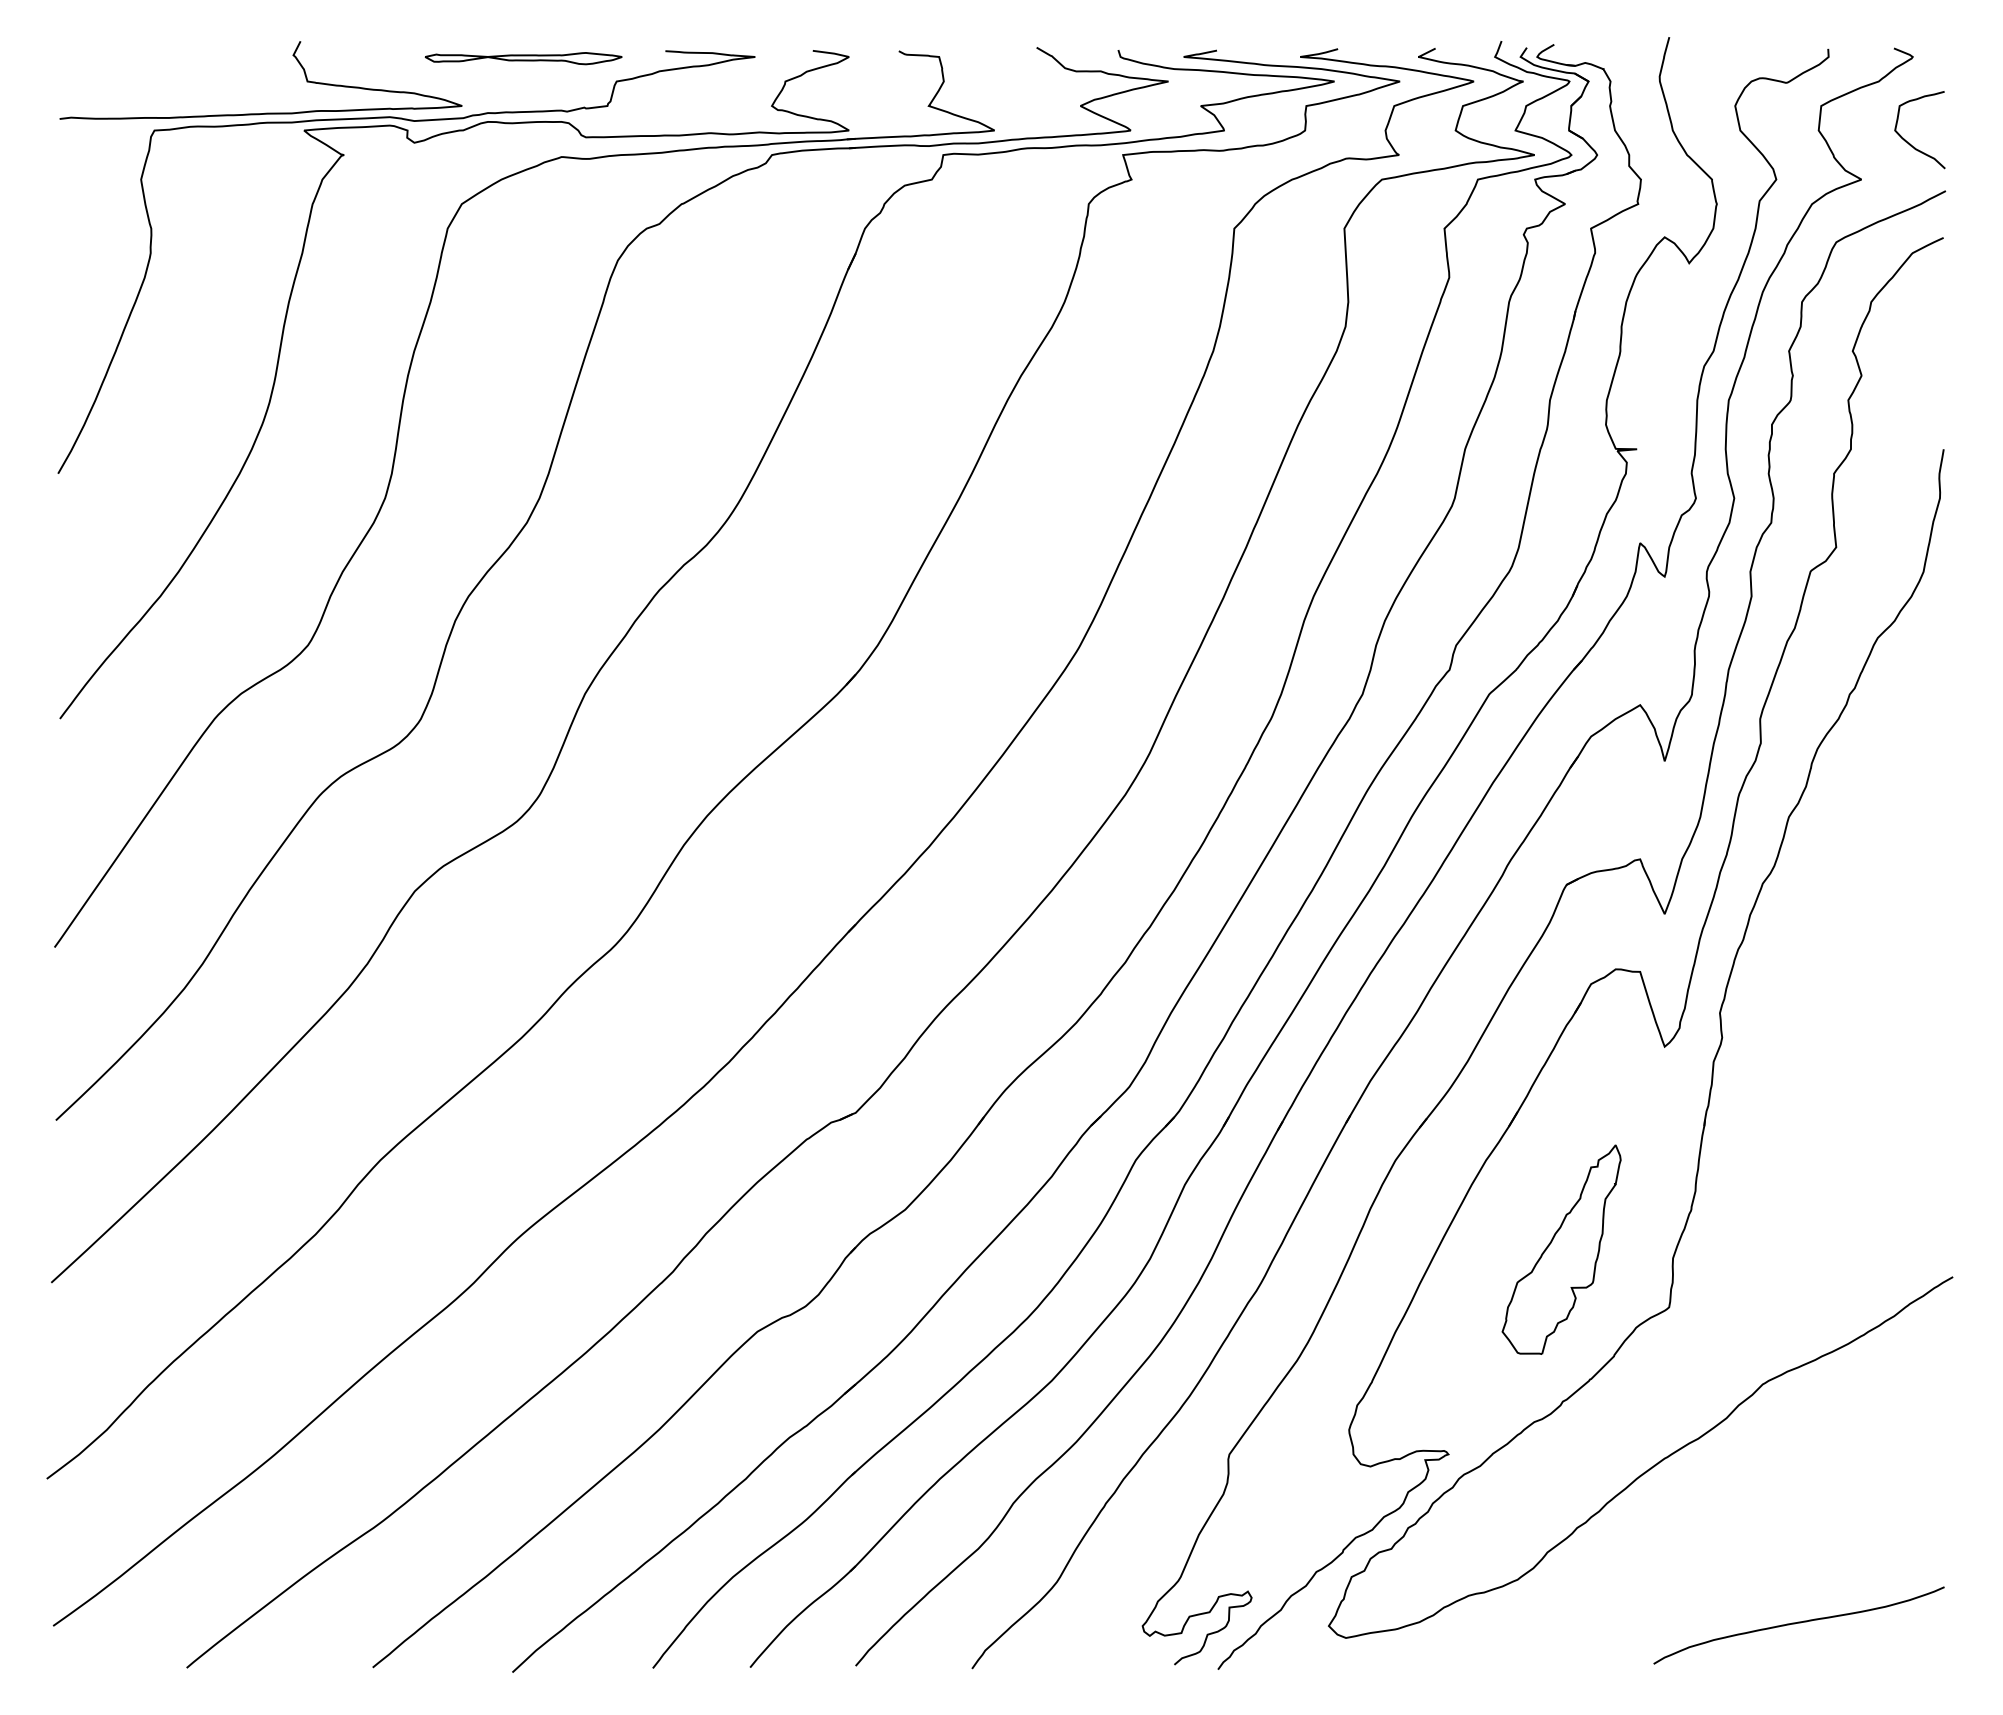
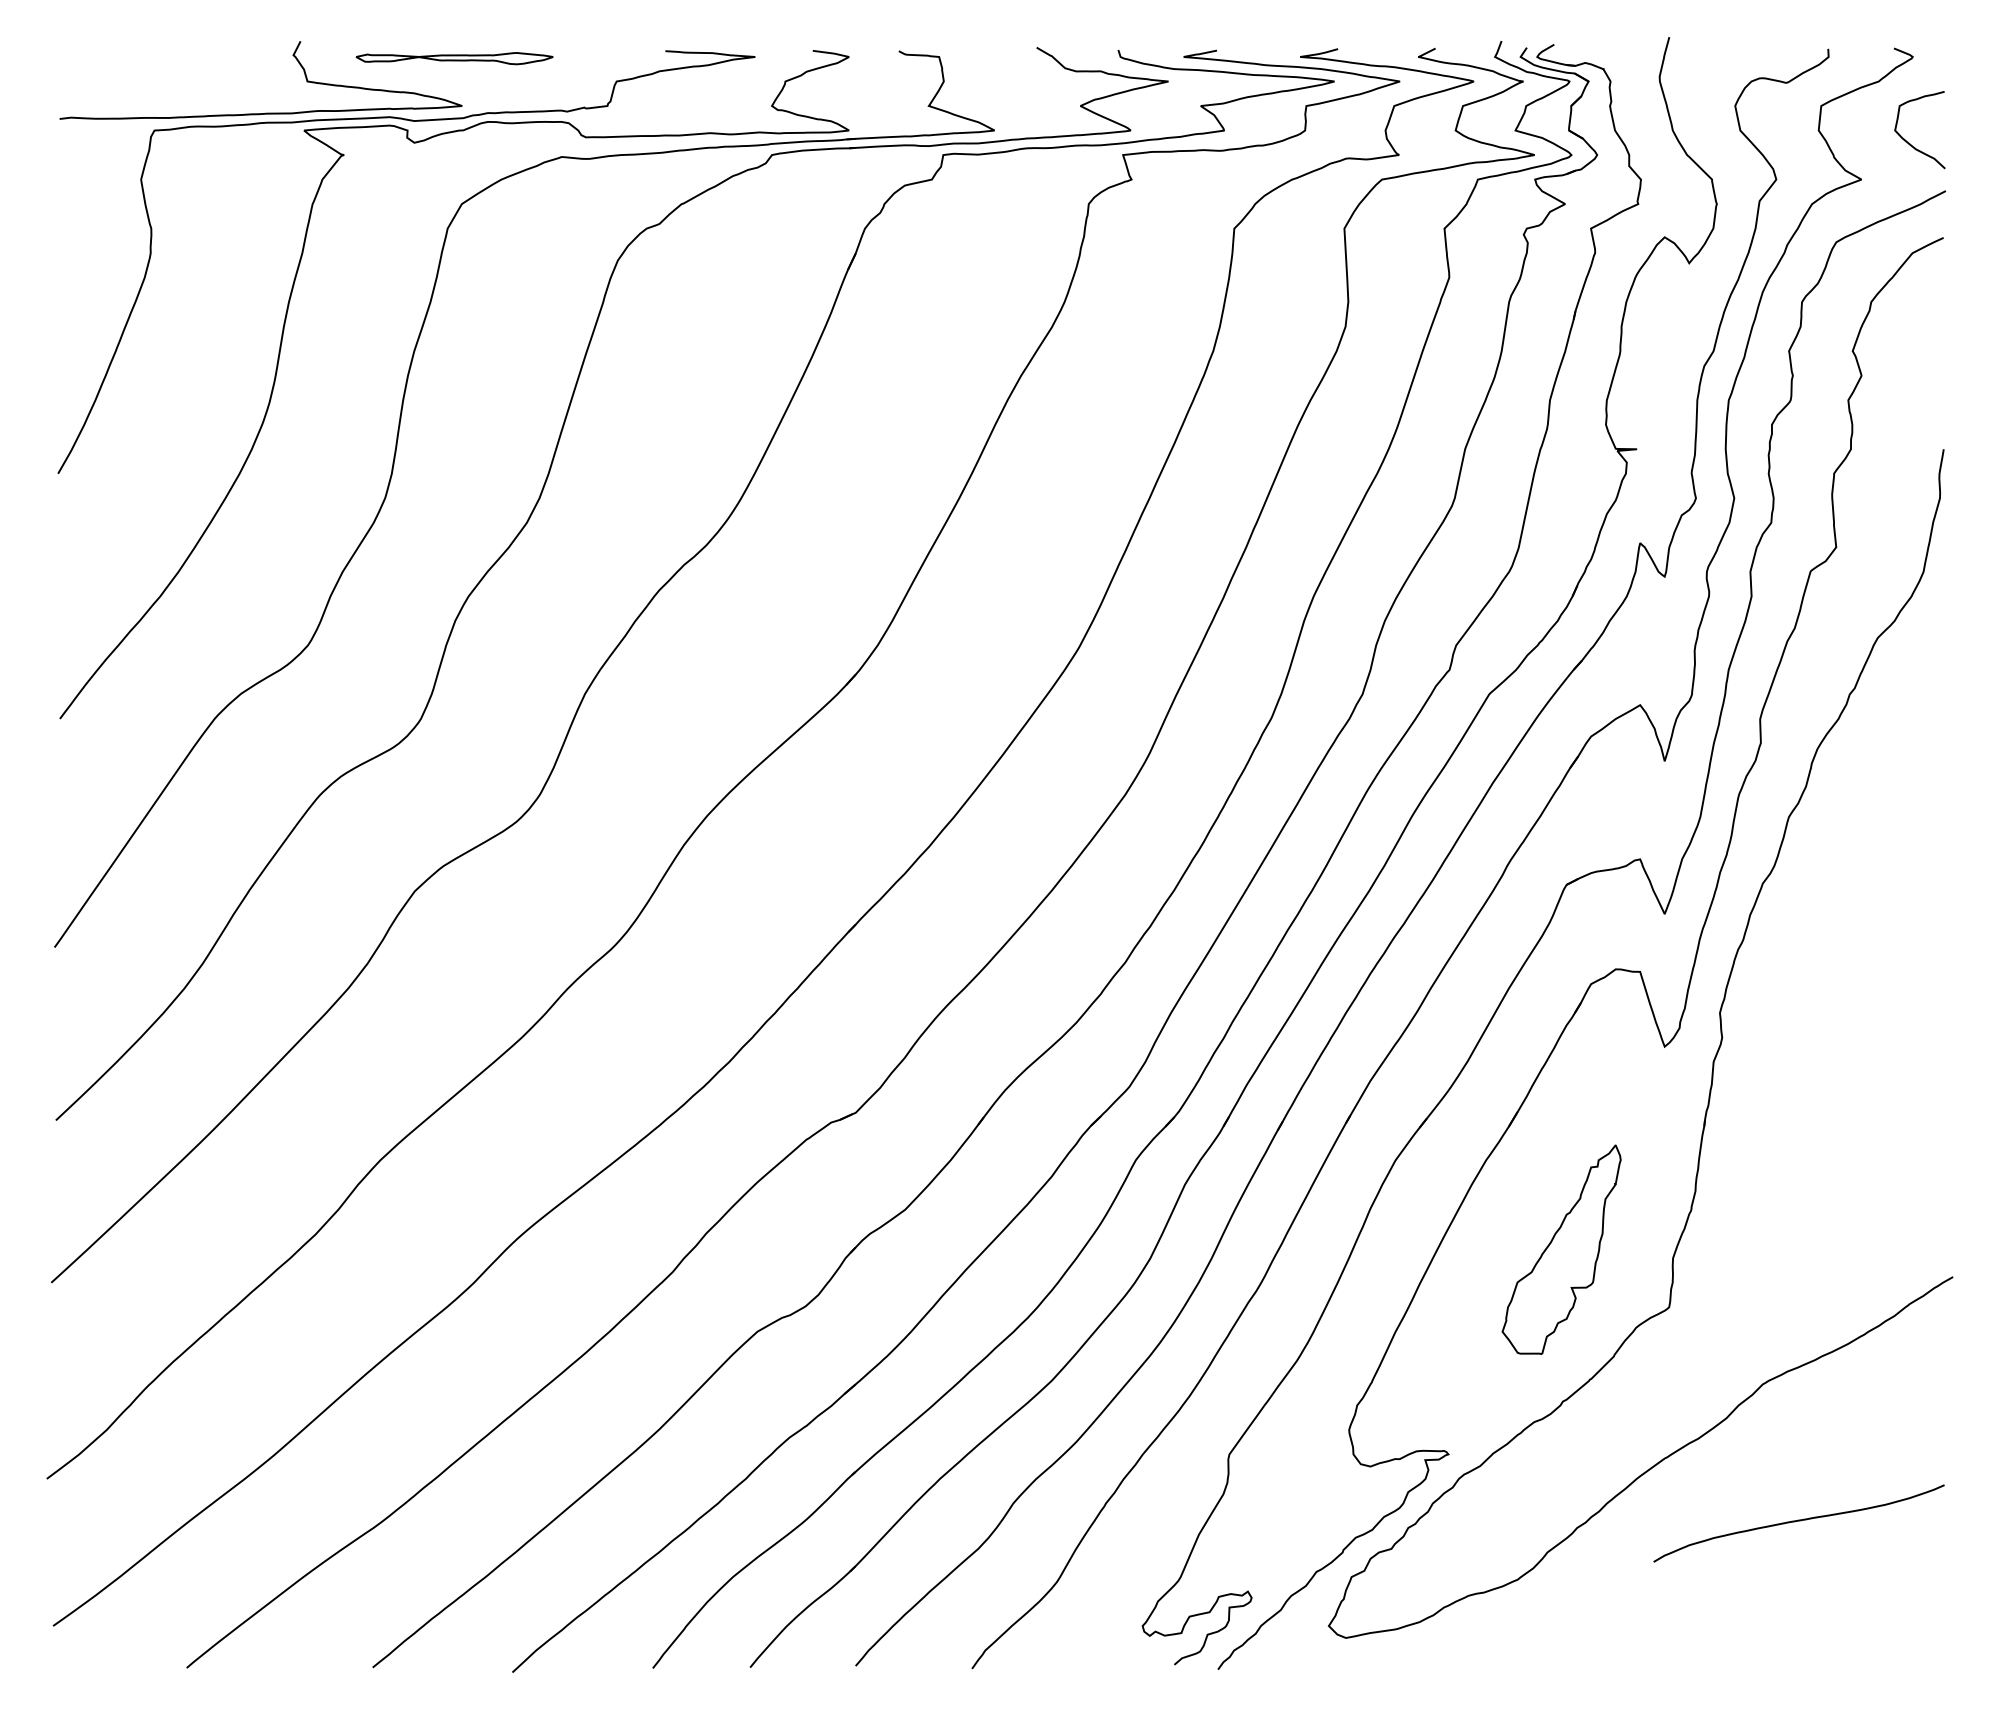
part position: (523, 58) -> (454, 58) (454, 58)
curve position: (1798, 1623) -> (1798, 1521) (1798, 1521)
